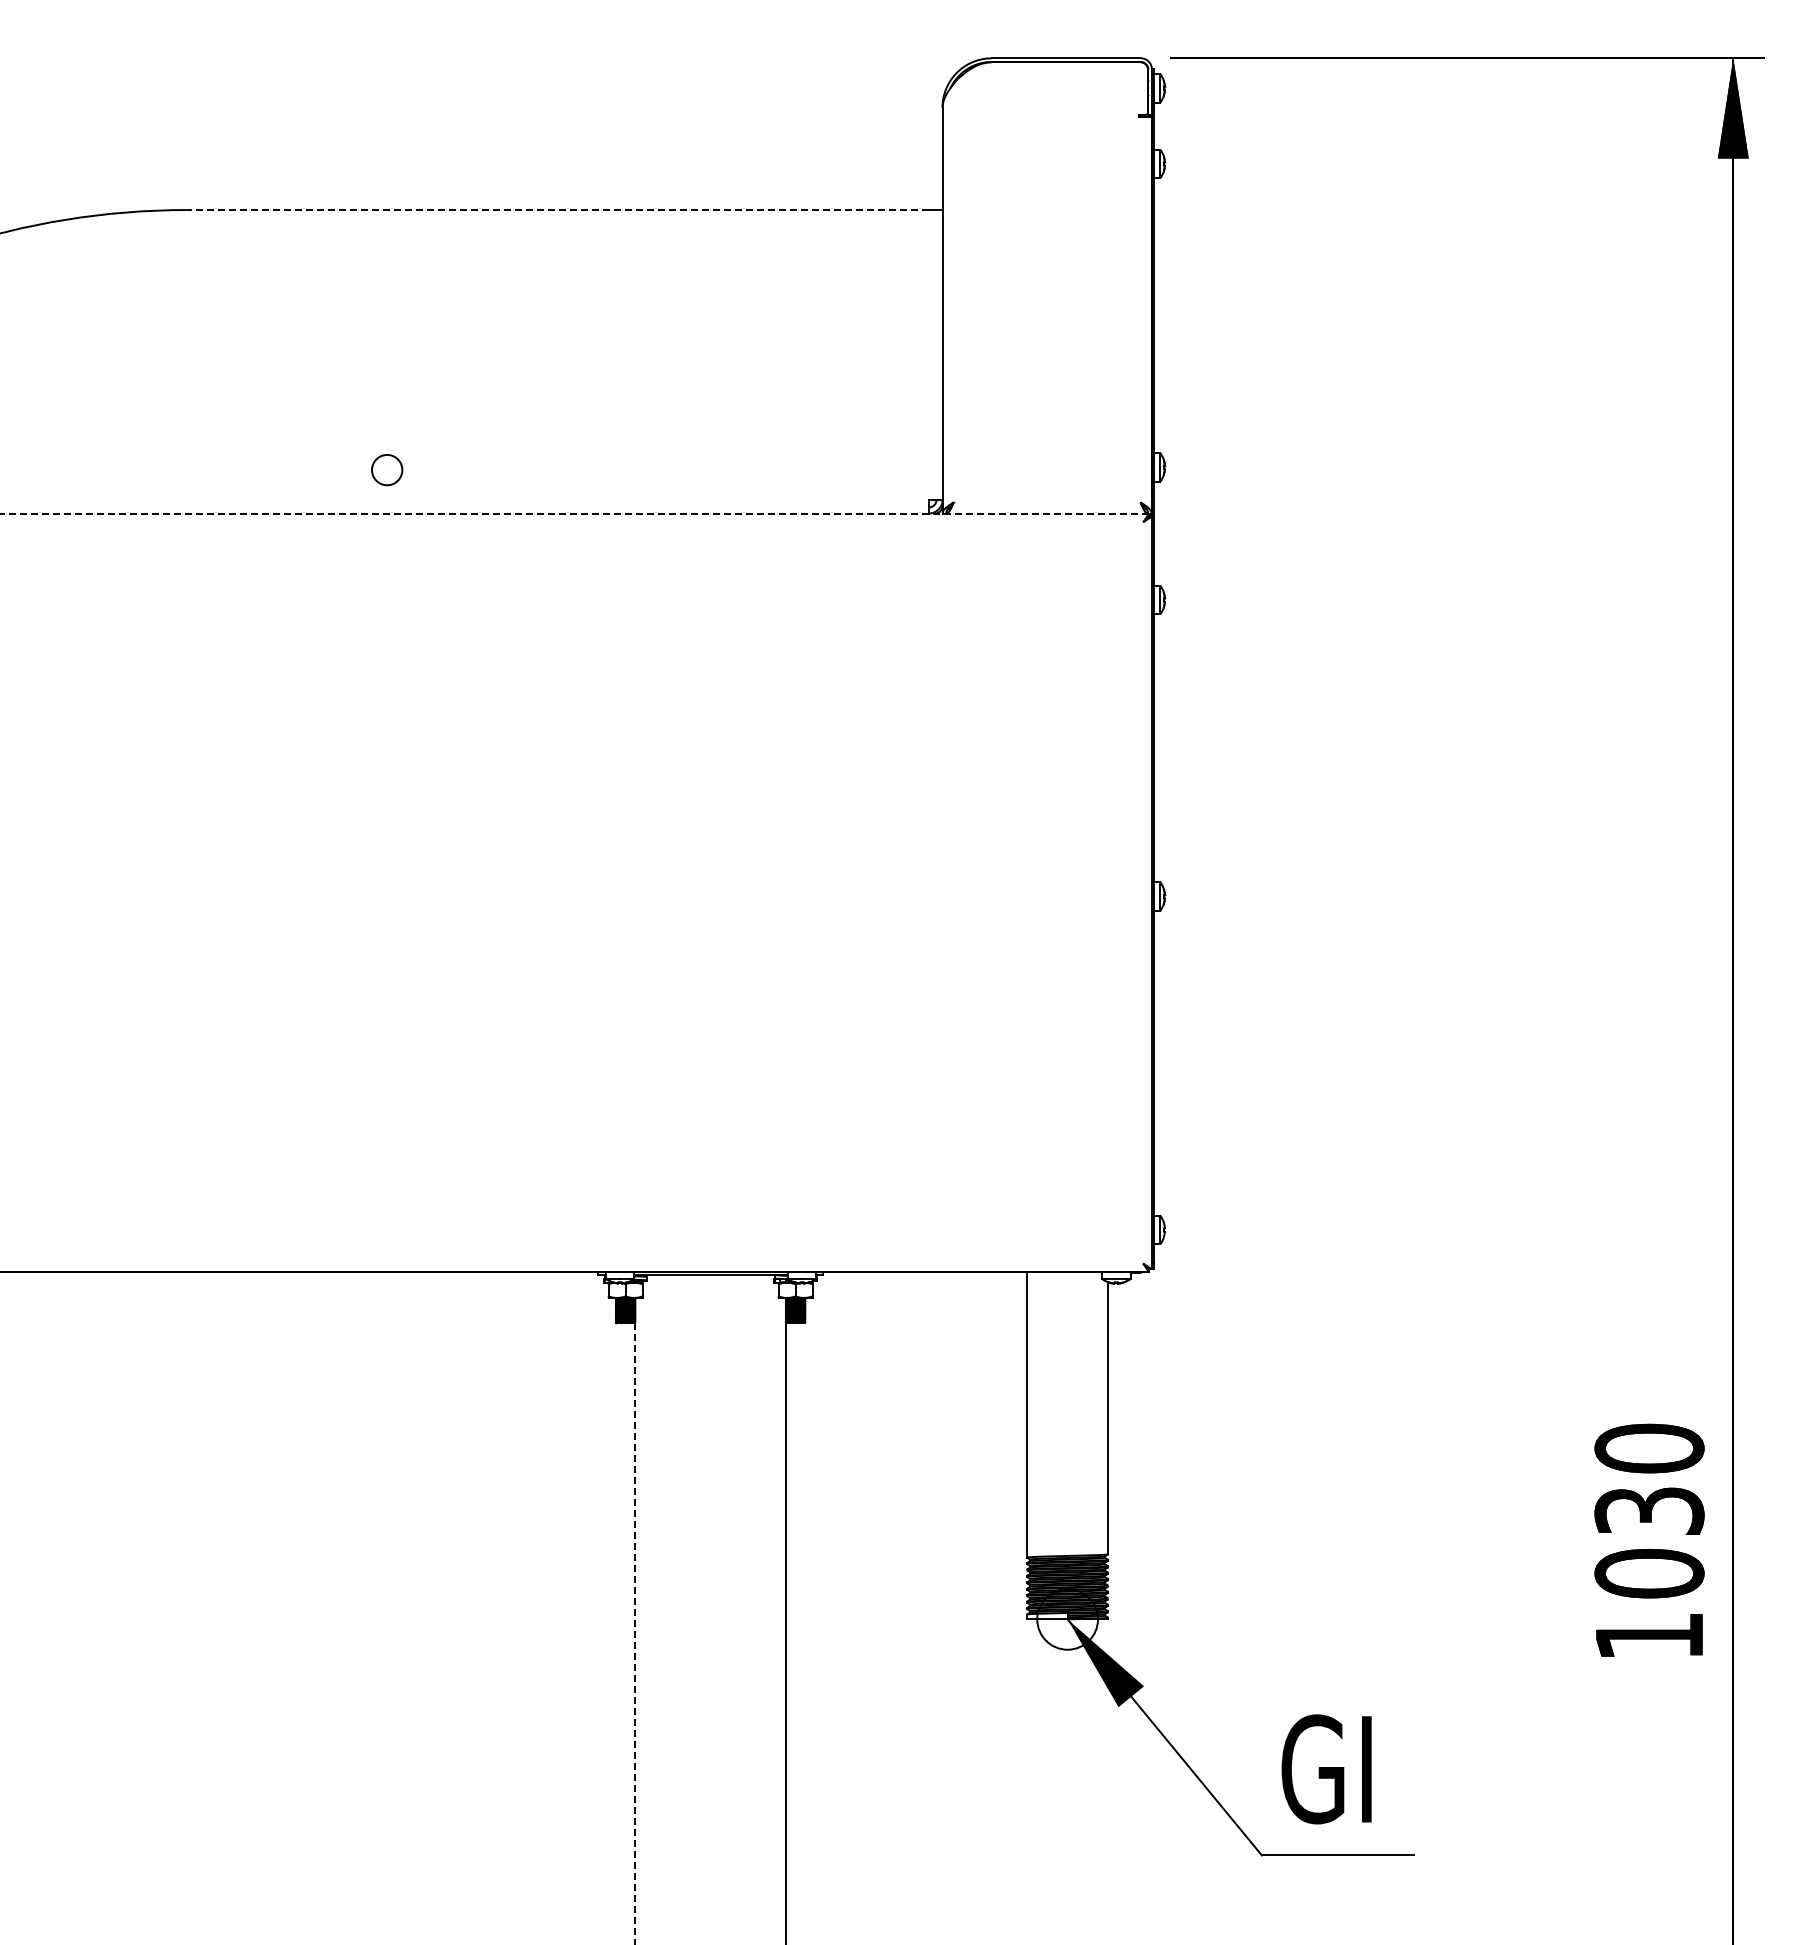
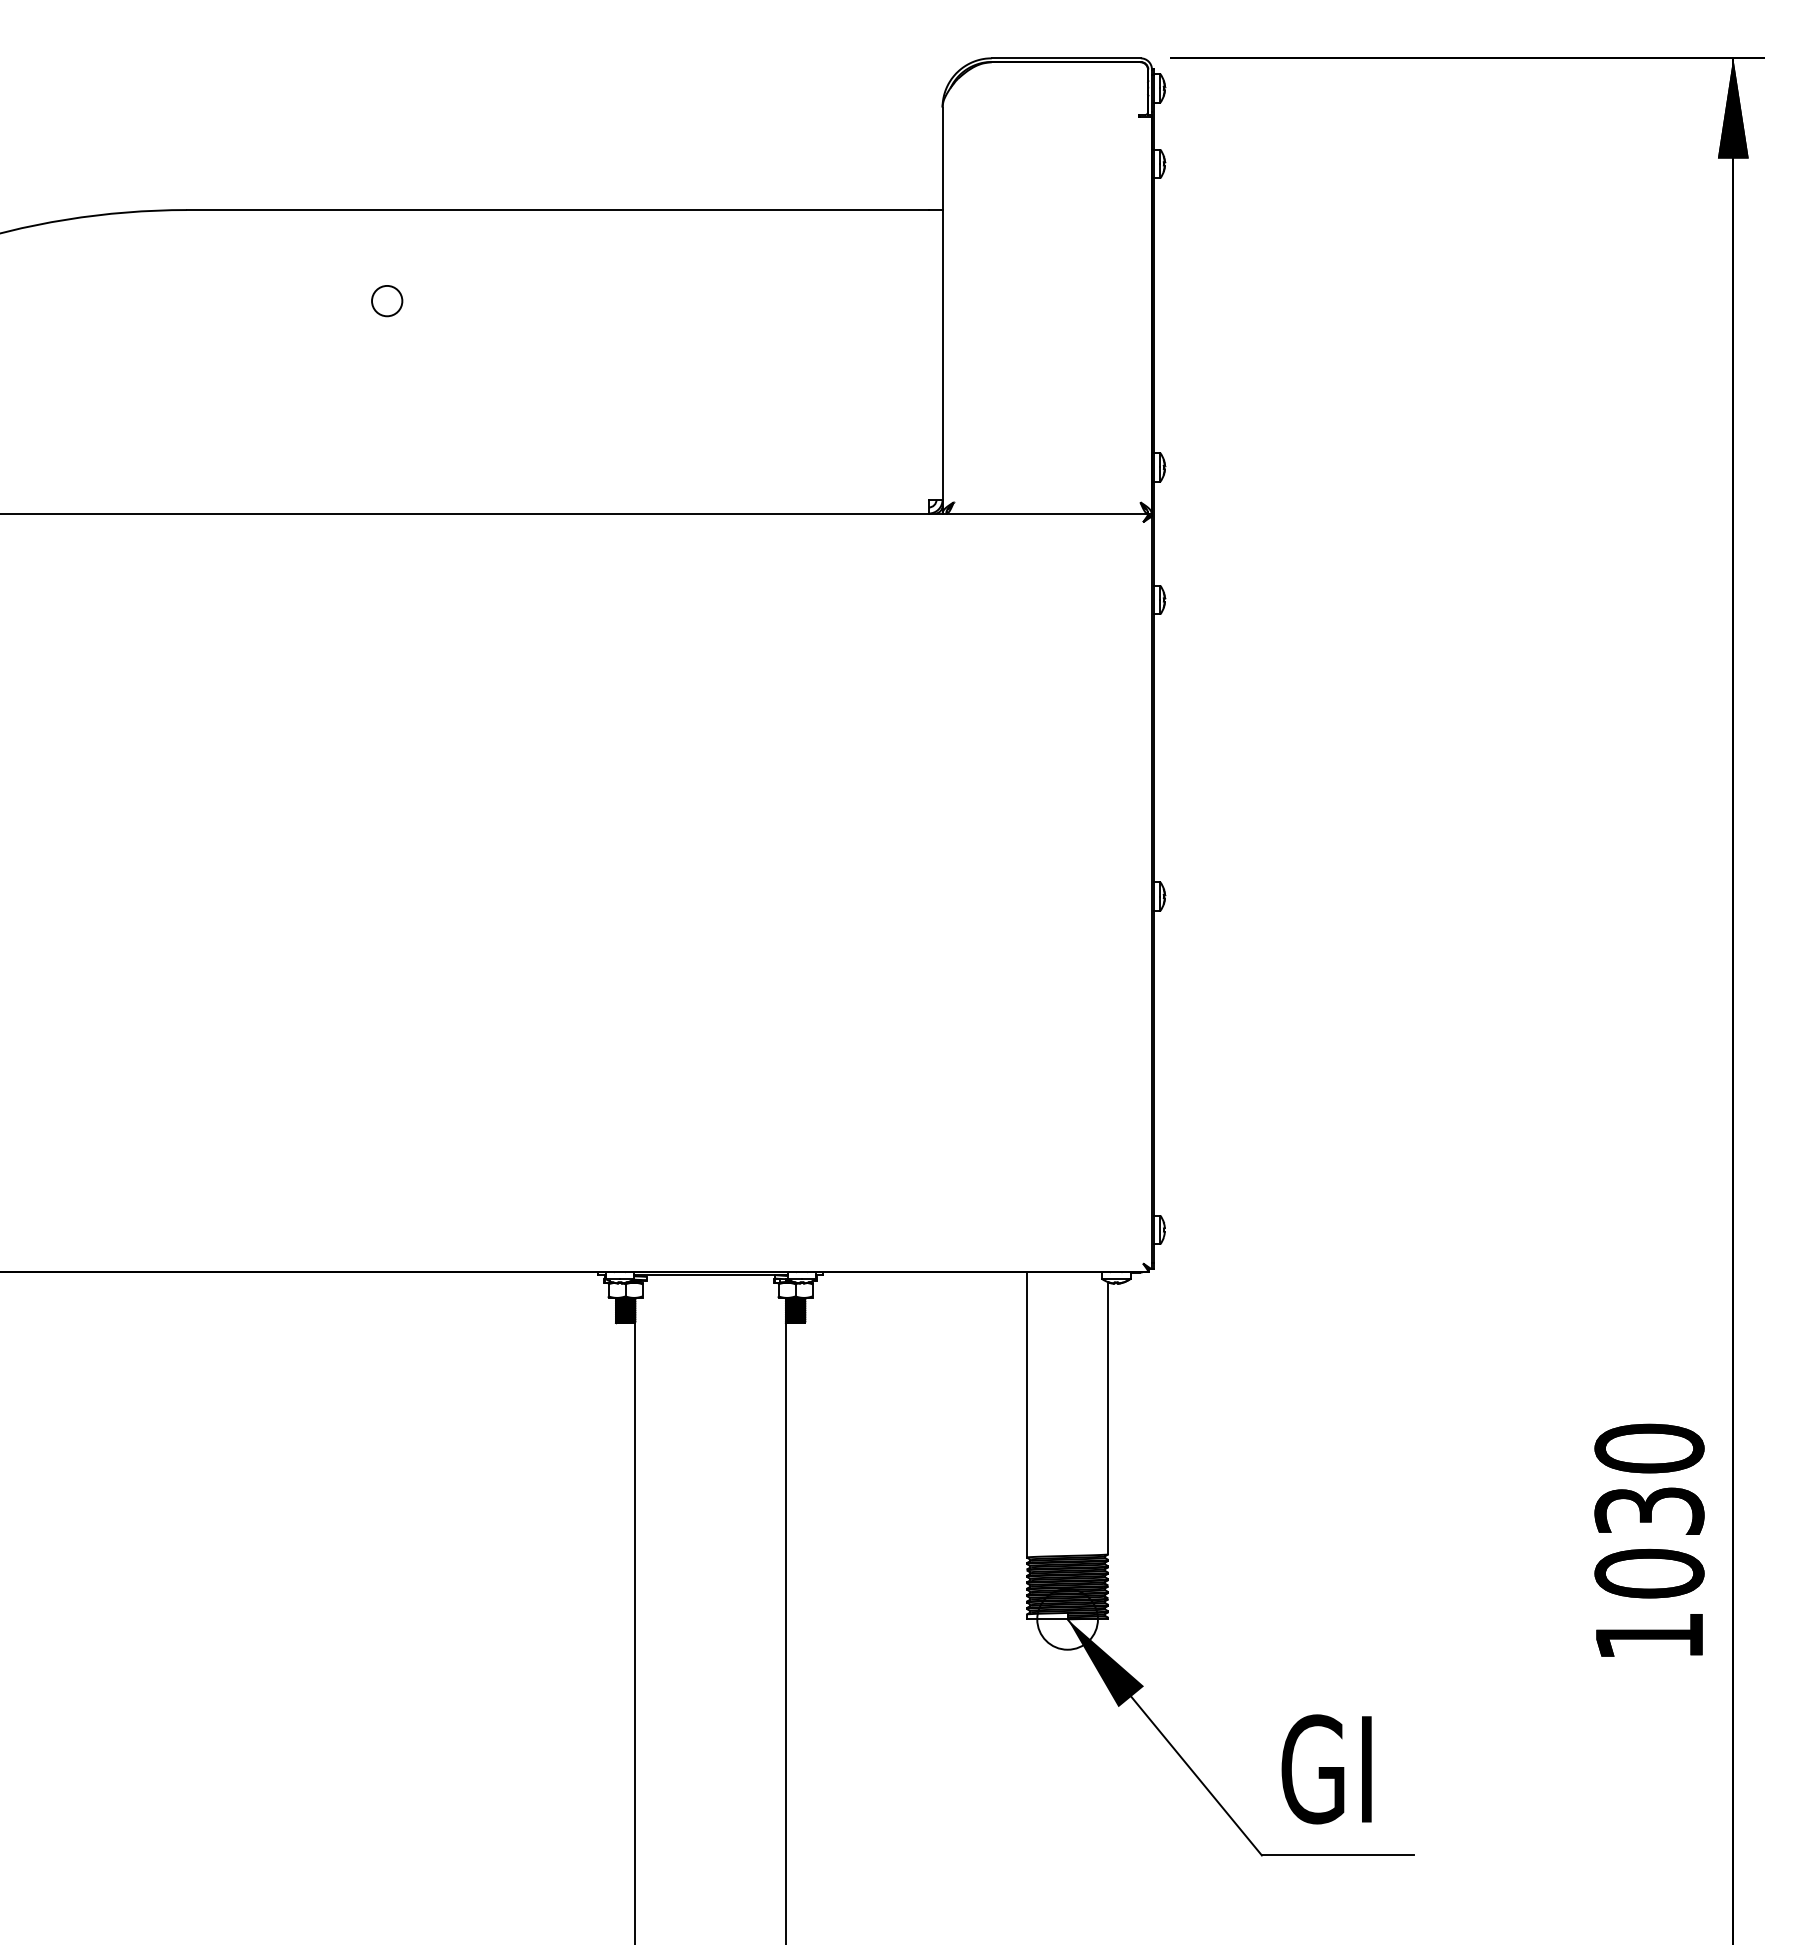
line: dashed -> solid (557, 210)
circle position: (387, 470) -> (387, 301) (387, 301)
line: dashed -> solid (574, 513)
line: dashed -> solid (634, 1634)
